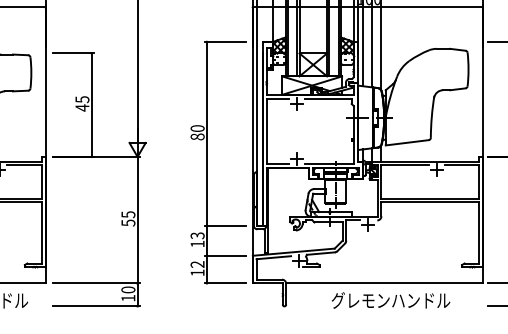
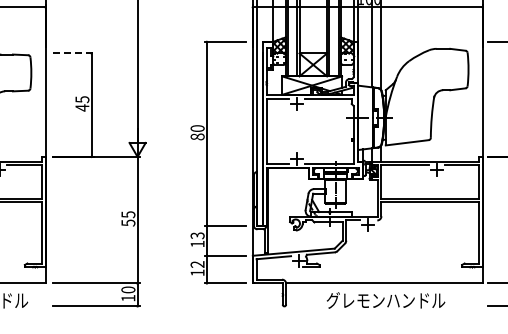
line: present -> none (363, 44)
line: solid -> dashed (73, 53)
text position: (390, 300) -> (385, 300) (385, 300)
